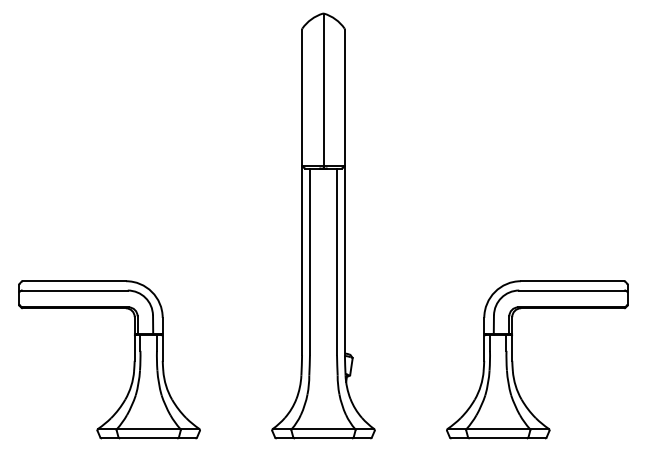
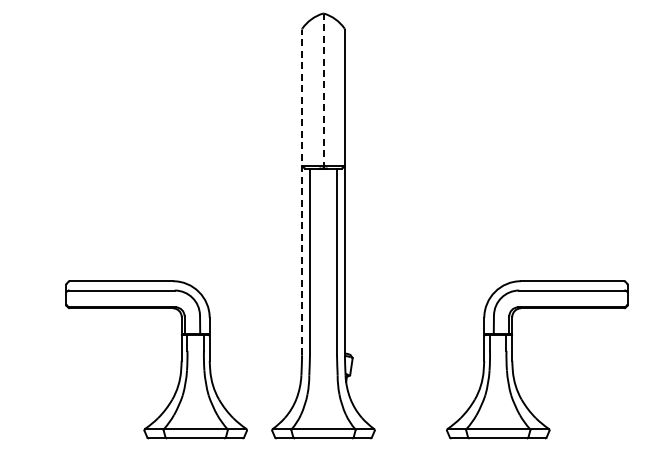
line: solid -> dashed (323, 91)
line: solid -> dashed (302, 192)
part position: (133, 361) -> (180, 361) (180, 361)
